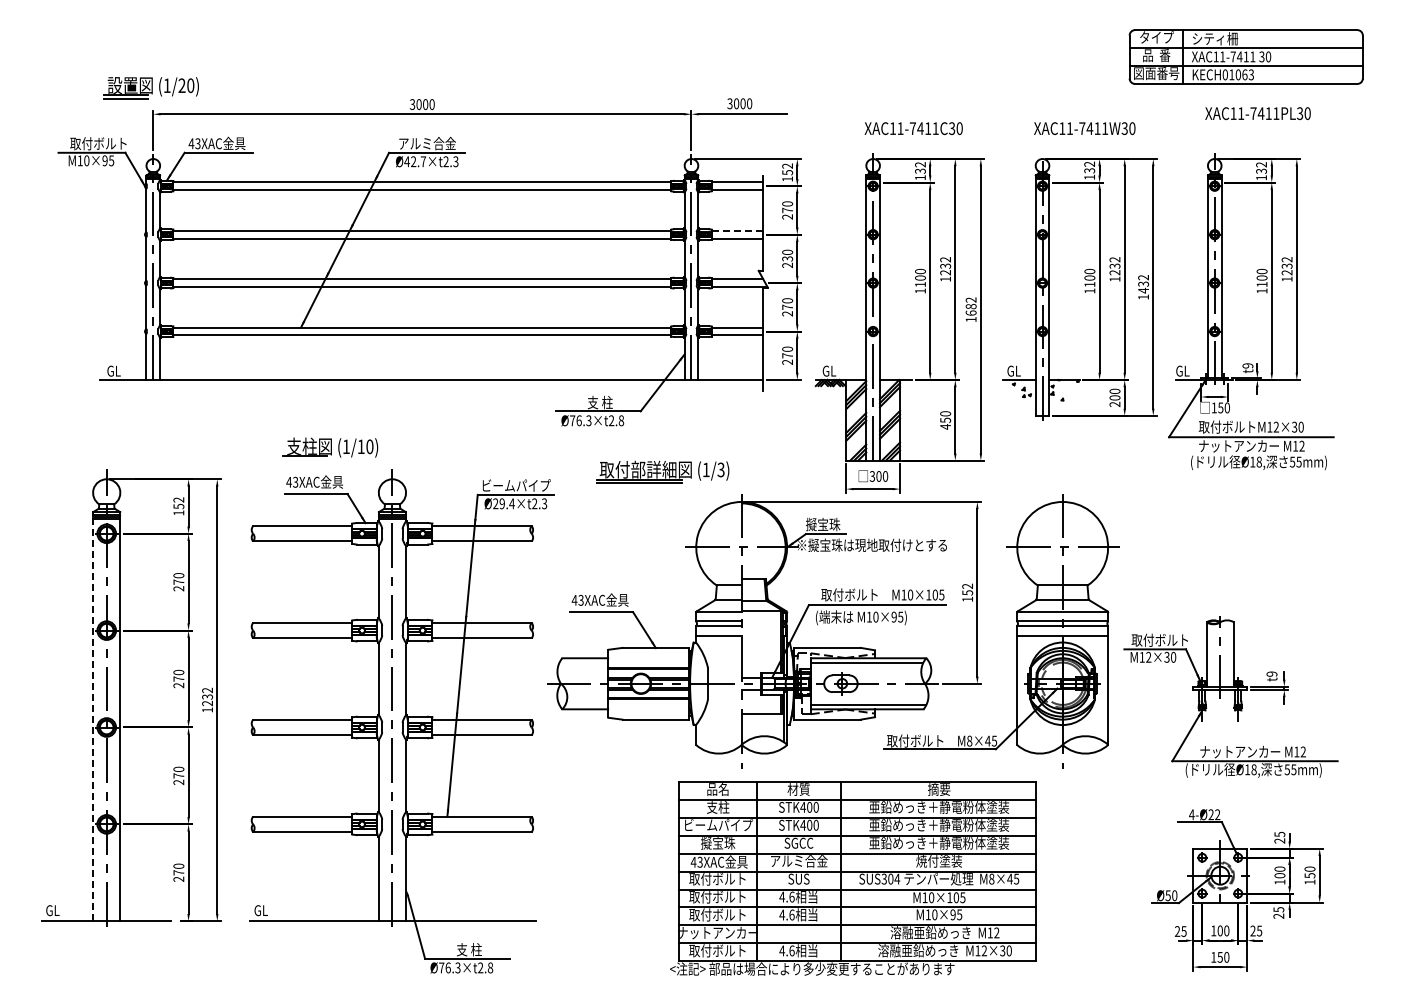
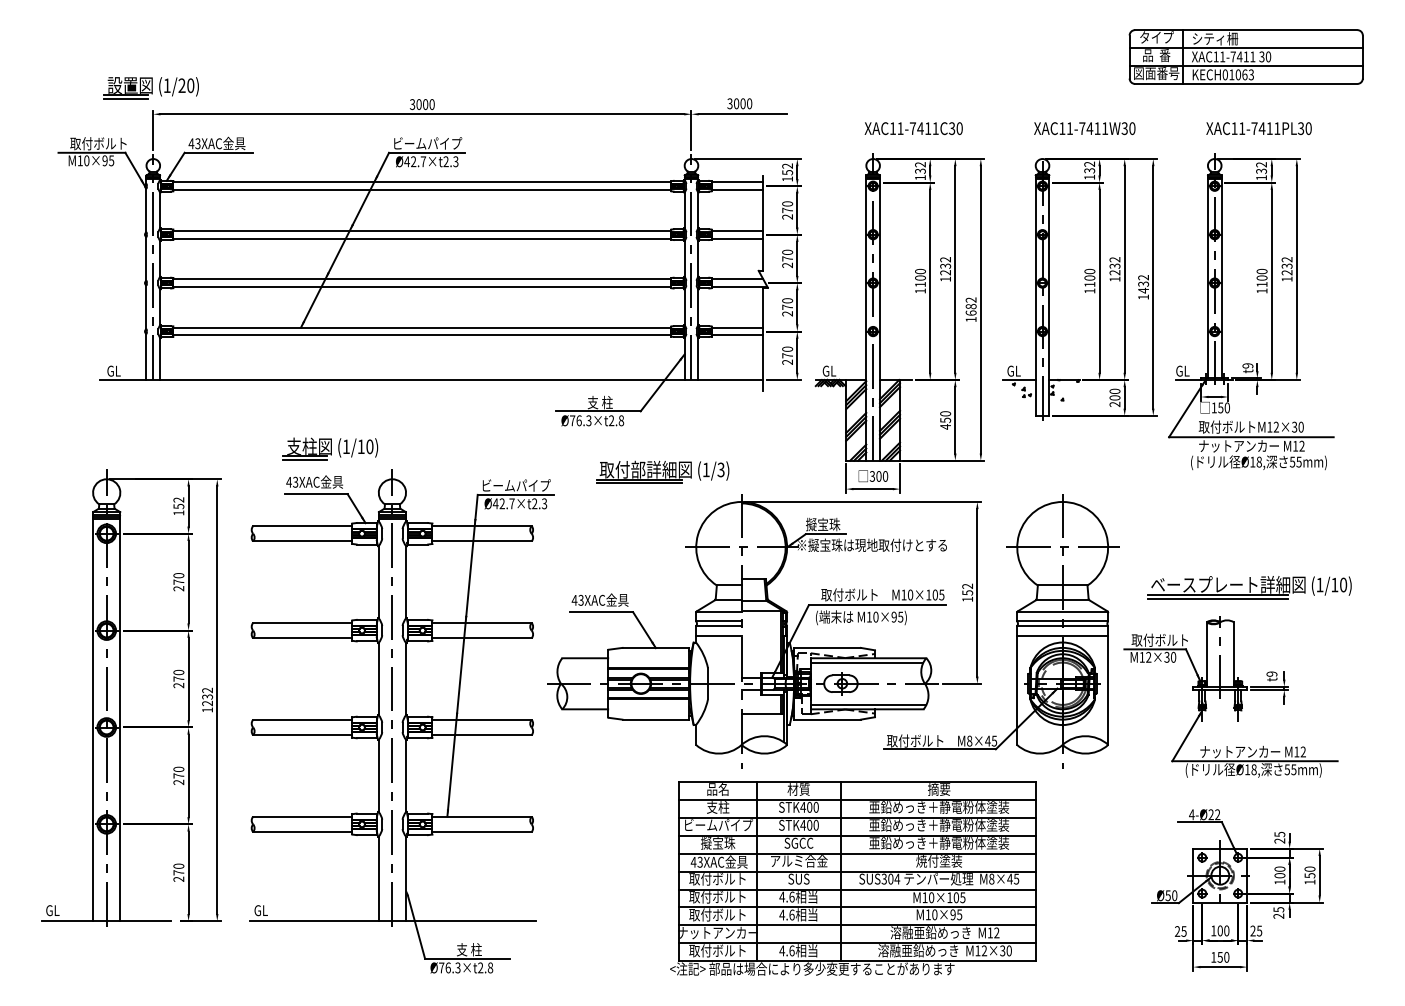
text position: (1257, 113) -> (1258, 128) (1258, 128)
text: アルミ合金 -> ビームパイプ (428, 143)
line: dashed -> solid (737, 230)
text: 230 -> 270 (787, 258)
line: none -> present (305, 460)
text: Ø29.4×t2.3 -> Ø42.7×t2.3 (503, 503)
part: none -> present (1249, 587)
line: dashed -> solid (93, 718)
